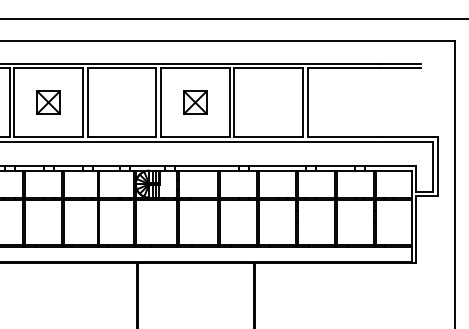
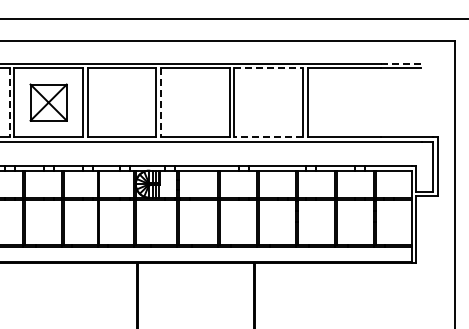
line: solid -> dashed (401, 63)
line: solid -> dashed (269, 68)
part size: 25x25 px -> 39x39 px (48, 102)
part: present -> none (195, 102)
line: solid -> dashed (9, 103)
line: solid -> dashed (160, 103)
line: solid -> dashed (268, 137)
